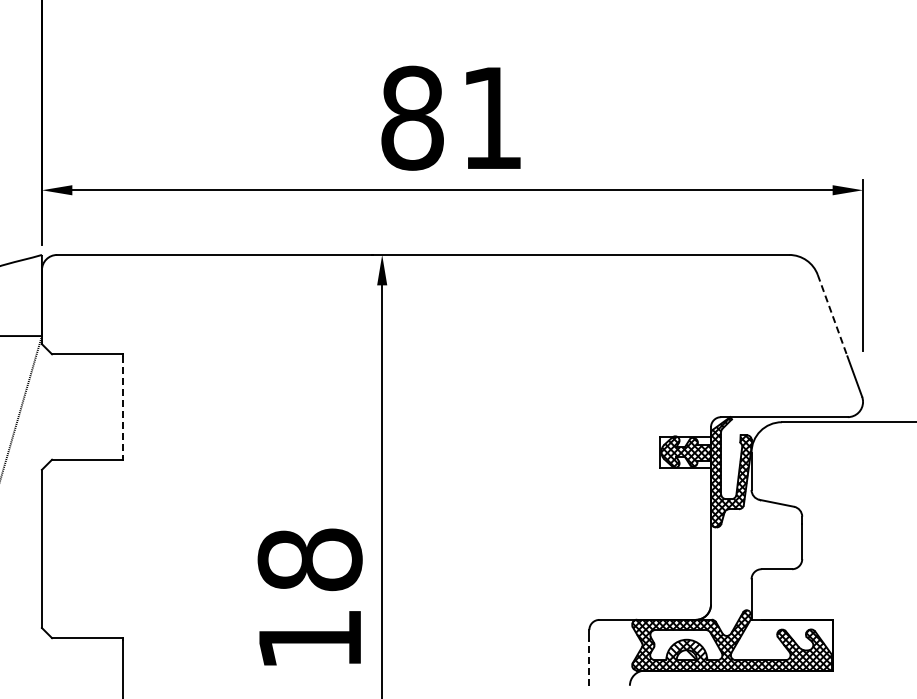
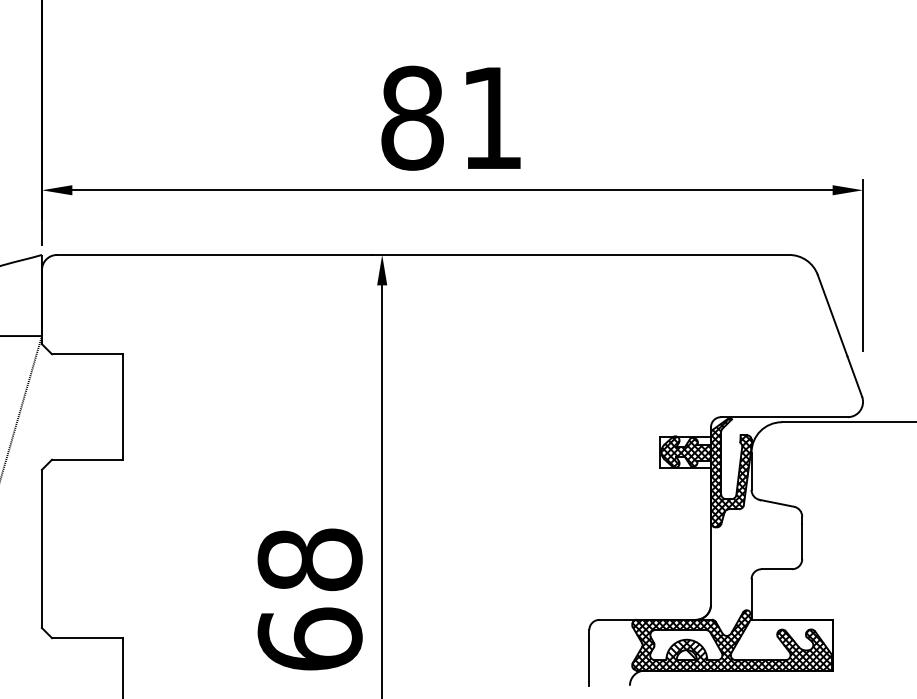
line: dashed -> solid (832, 316)
line: dashed -> solid (123, 407)
text: 18 -> 68 (309, 638)
line: dashed -> solid (589, 662)
